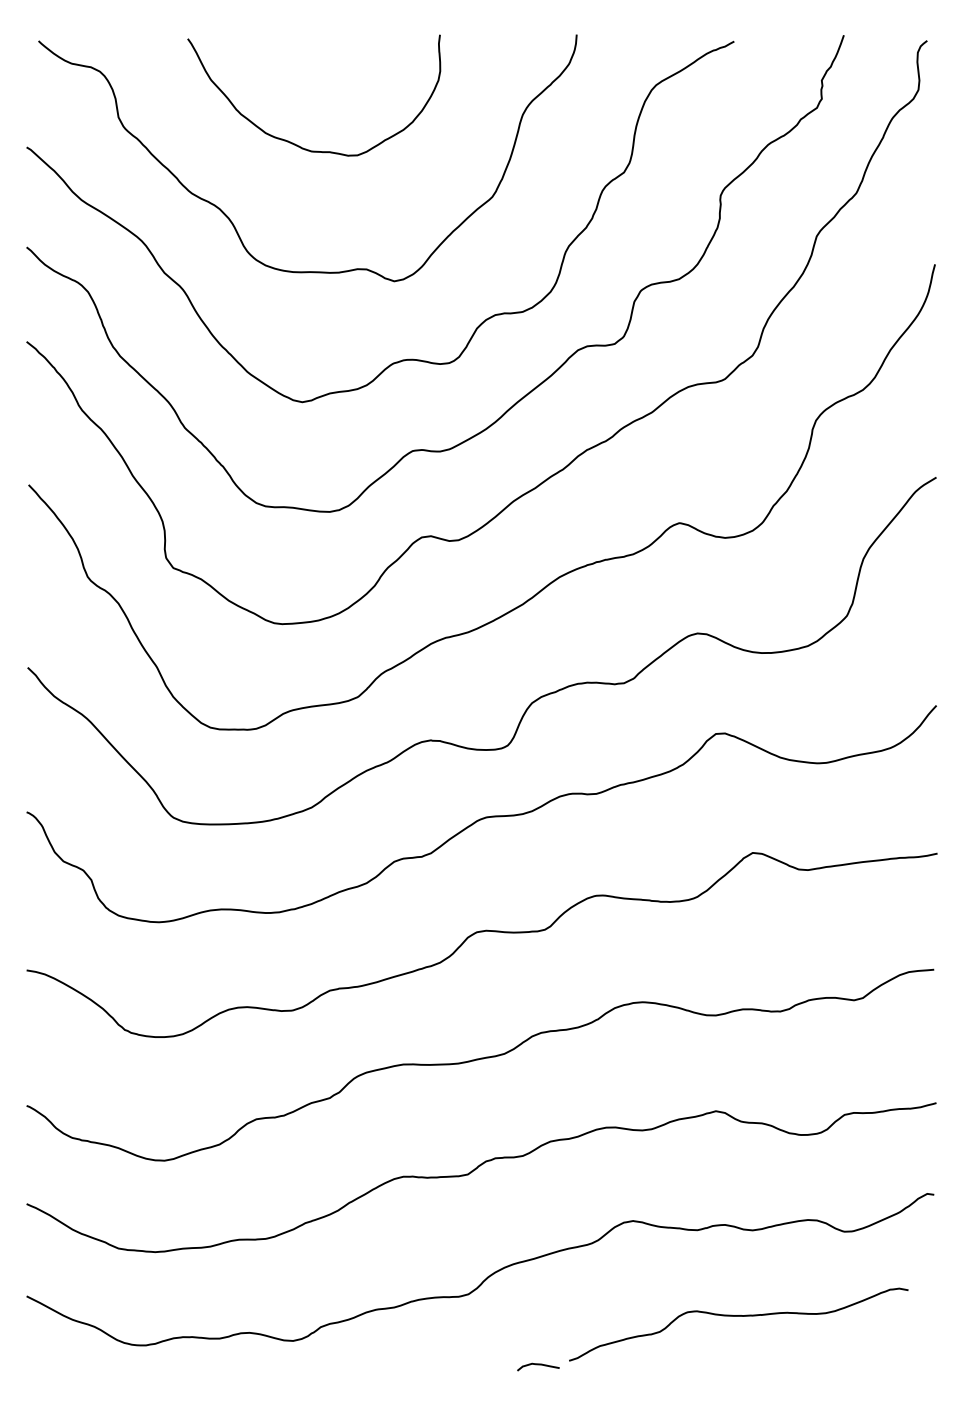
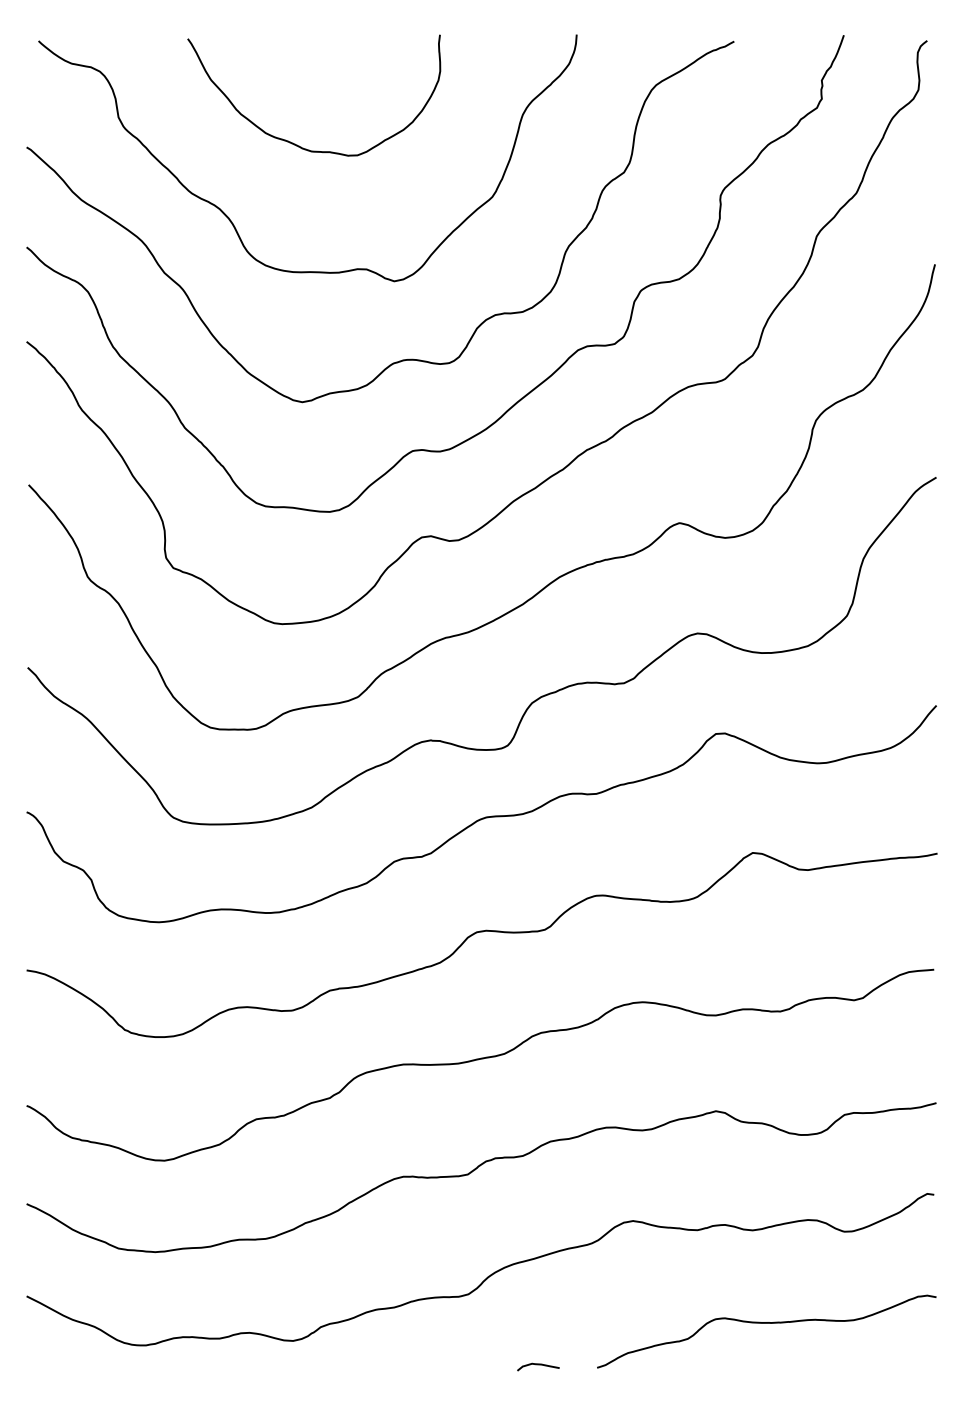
curve position: (738, 1316) -> (766, 1323) (766, 1323)
